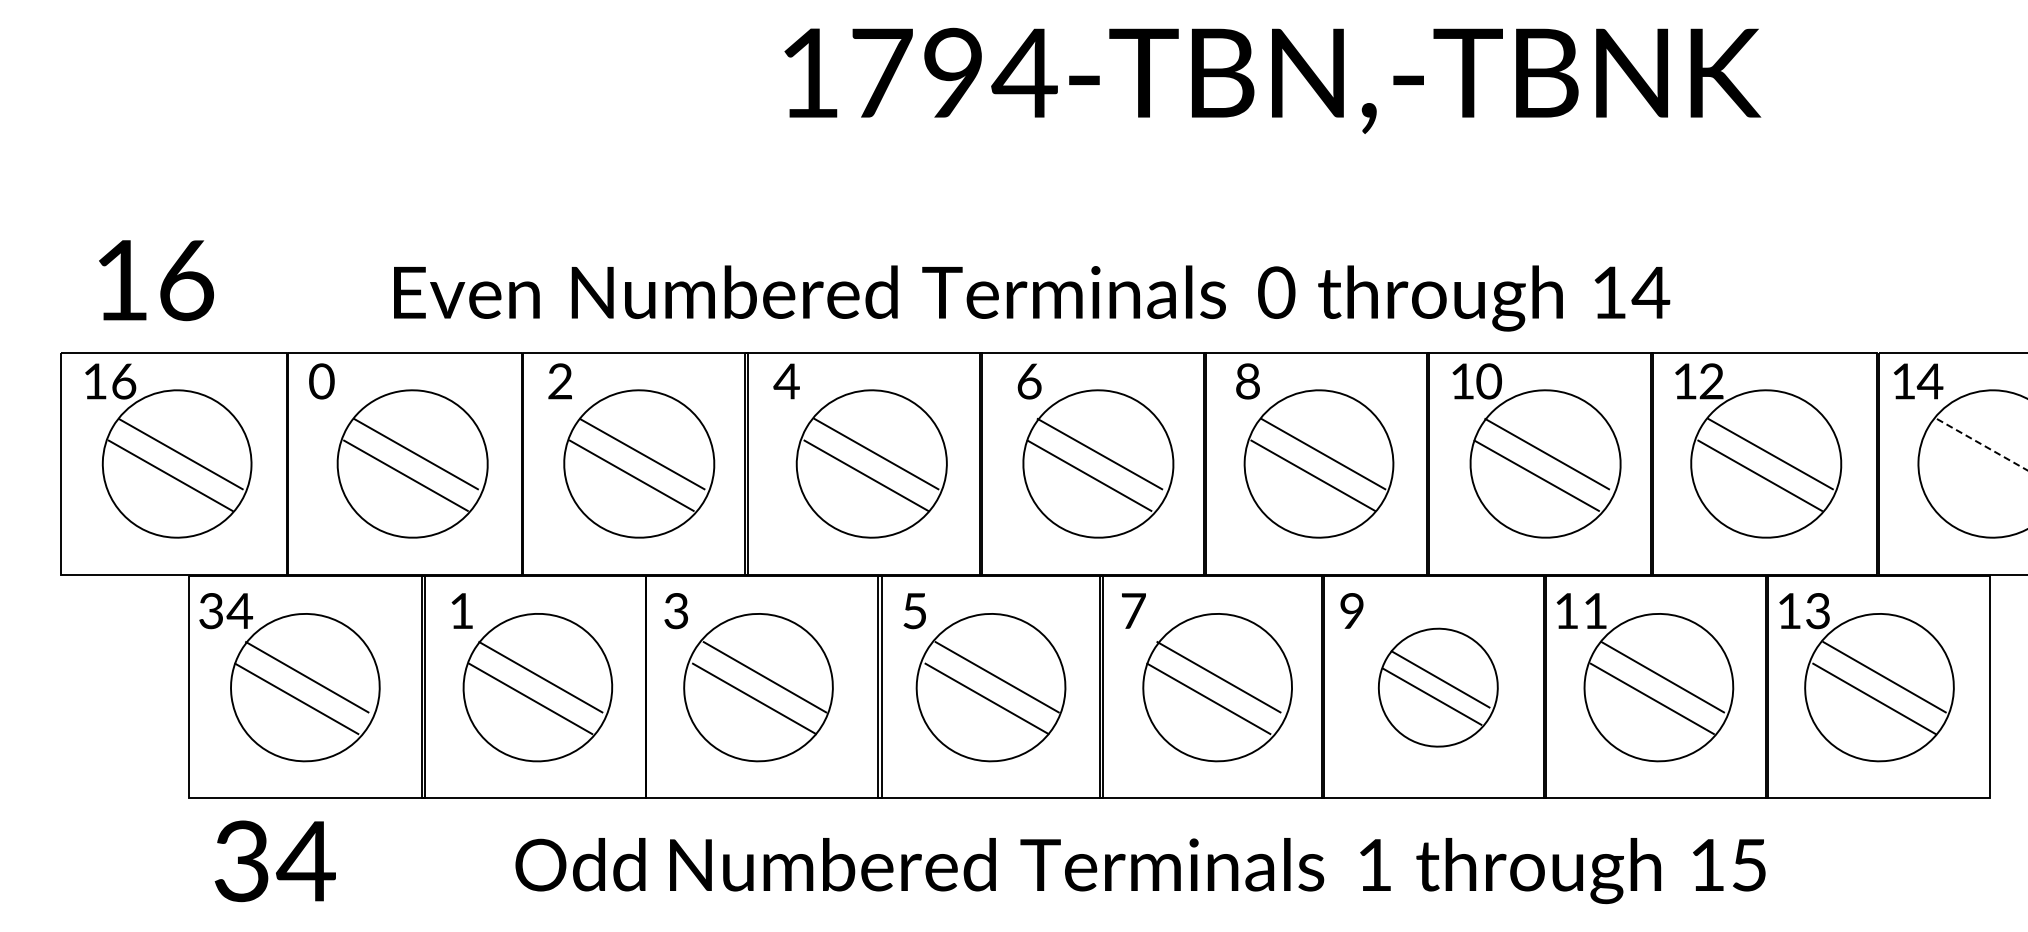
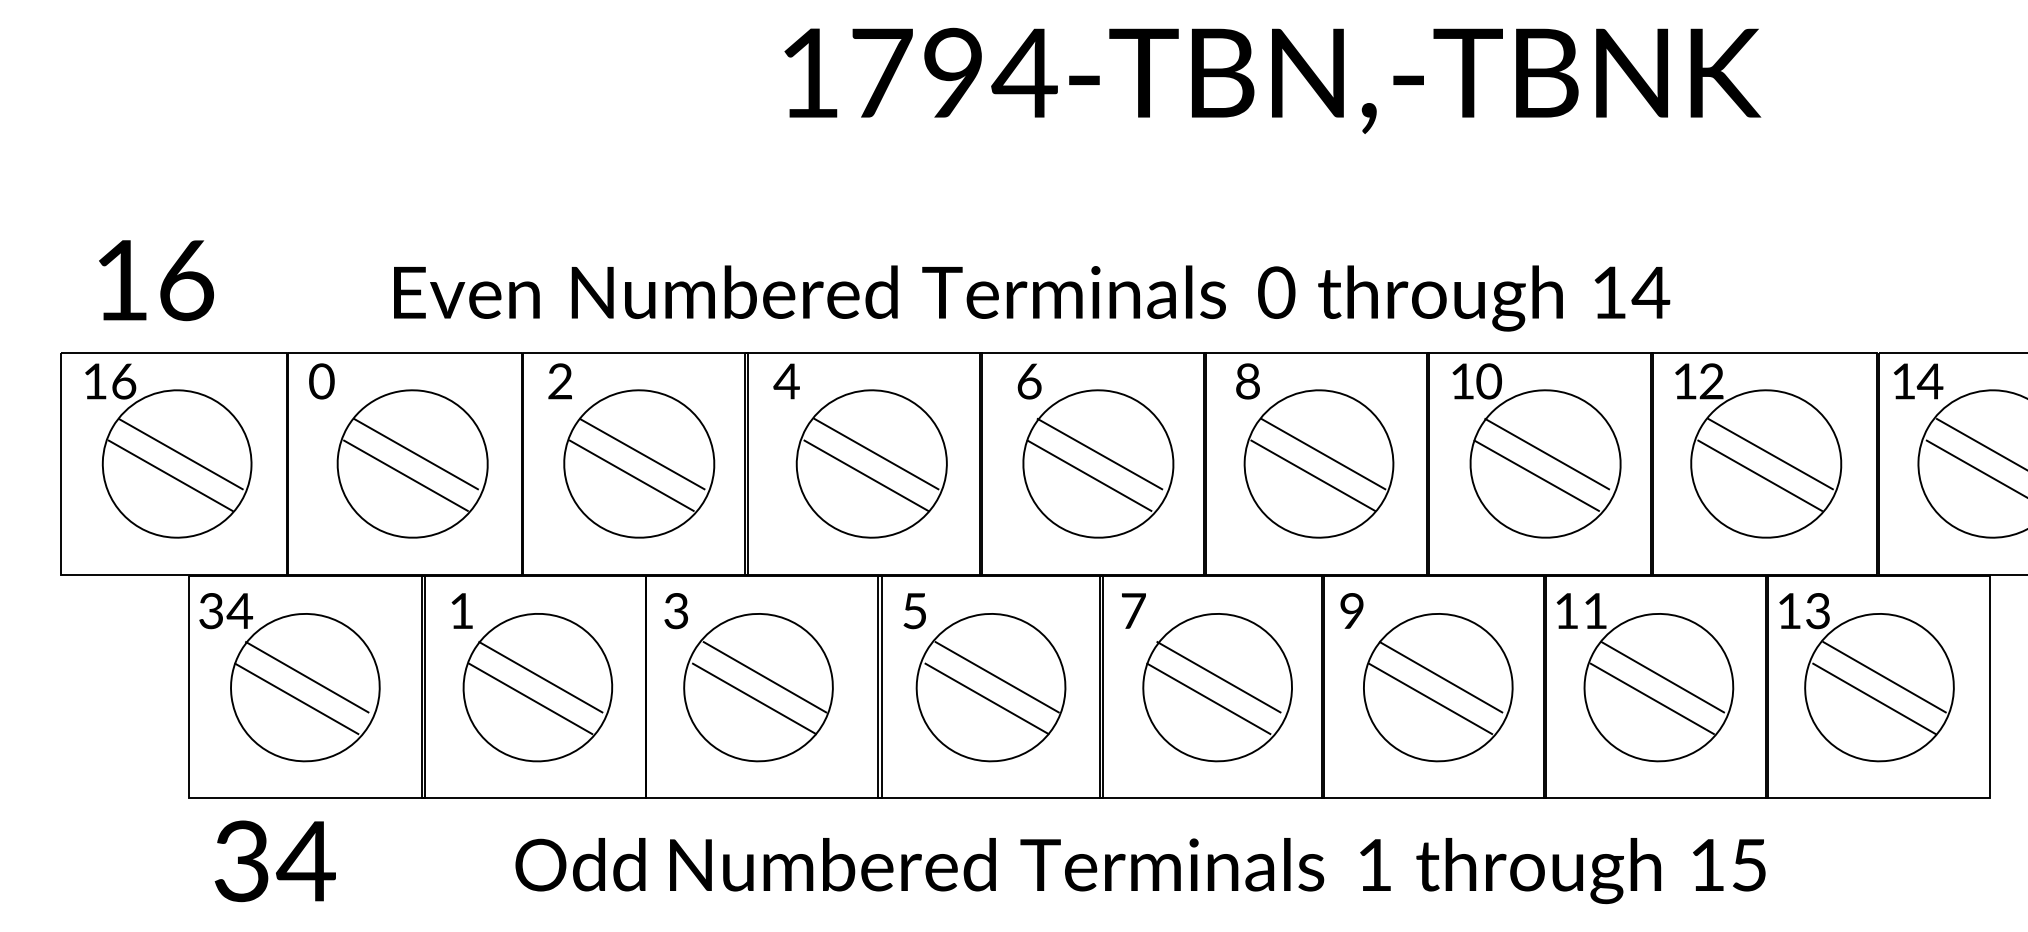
line: dashed -> solid (1982, 445)
line: none -> present (1975, 468)
part size: 122x121 px -> 151x150 px (1438, 687)
